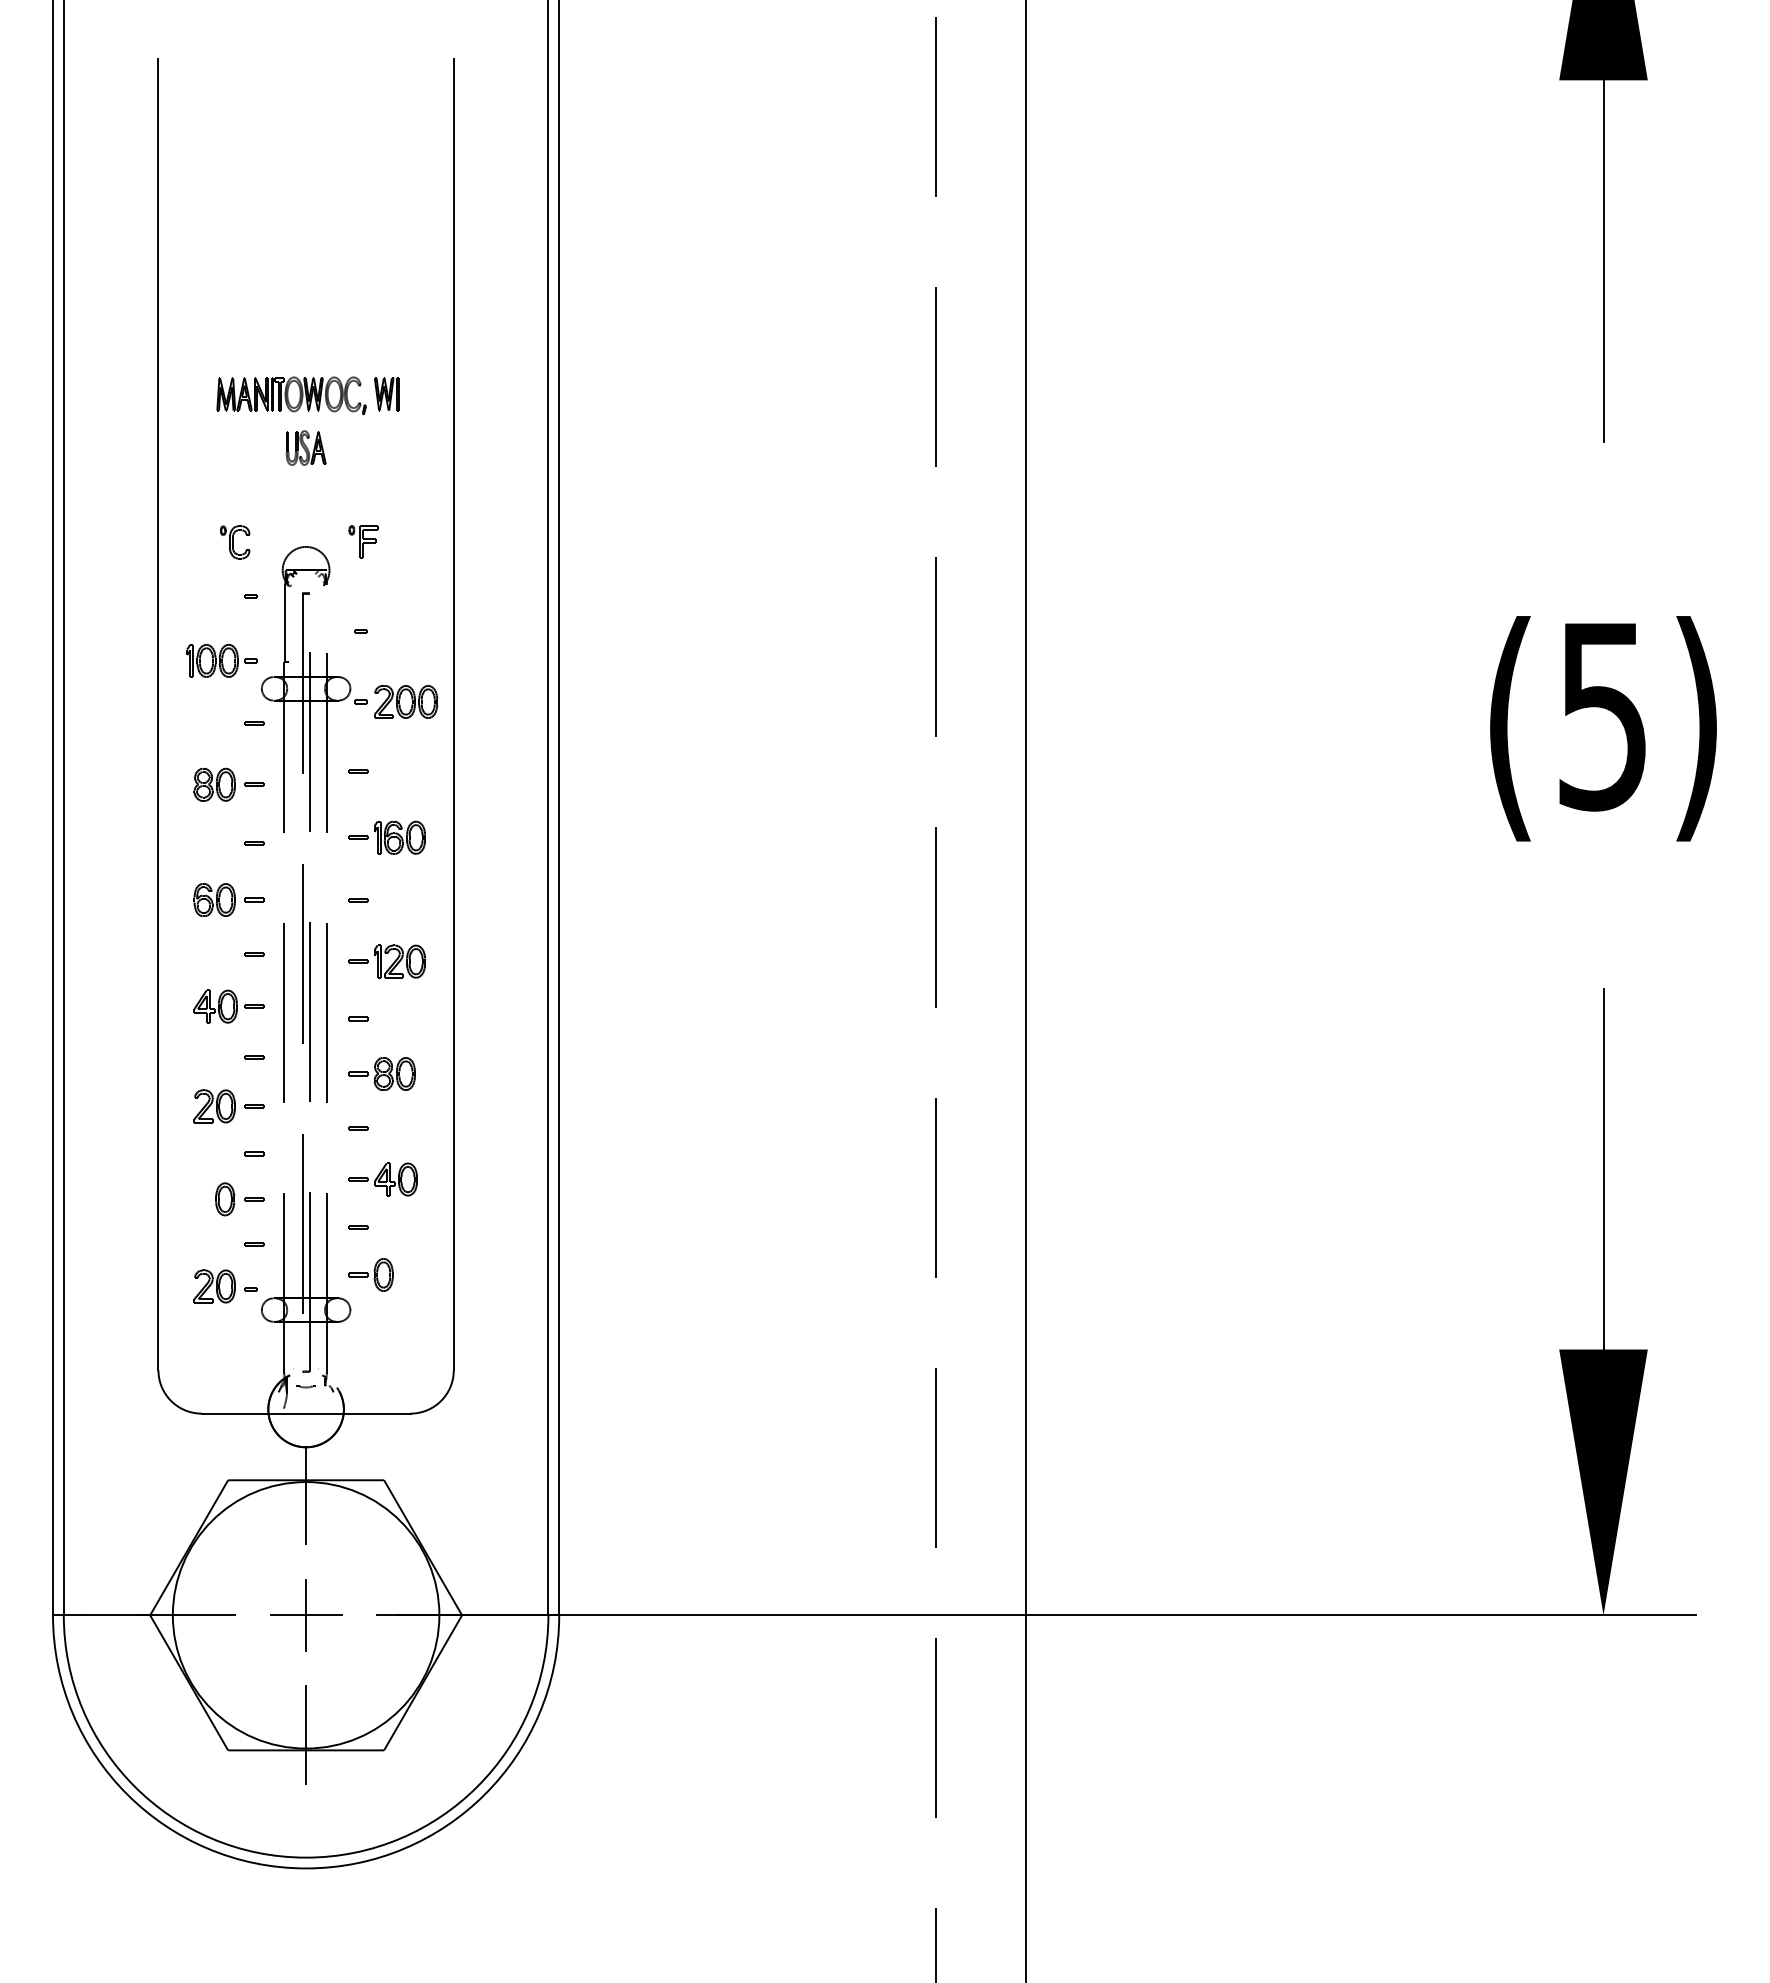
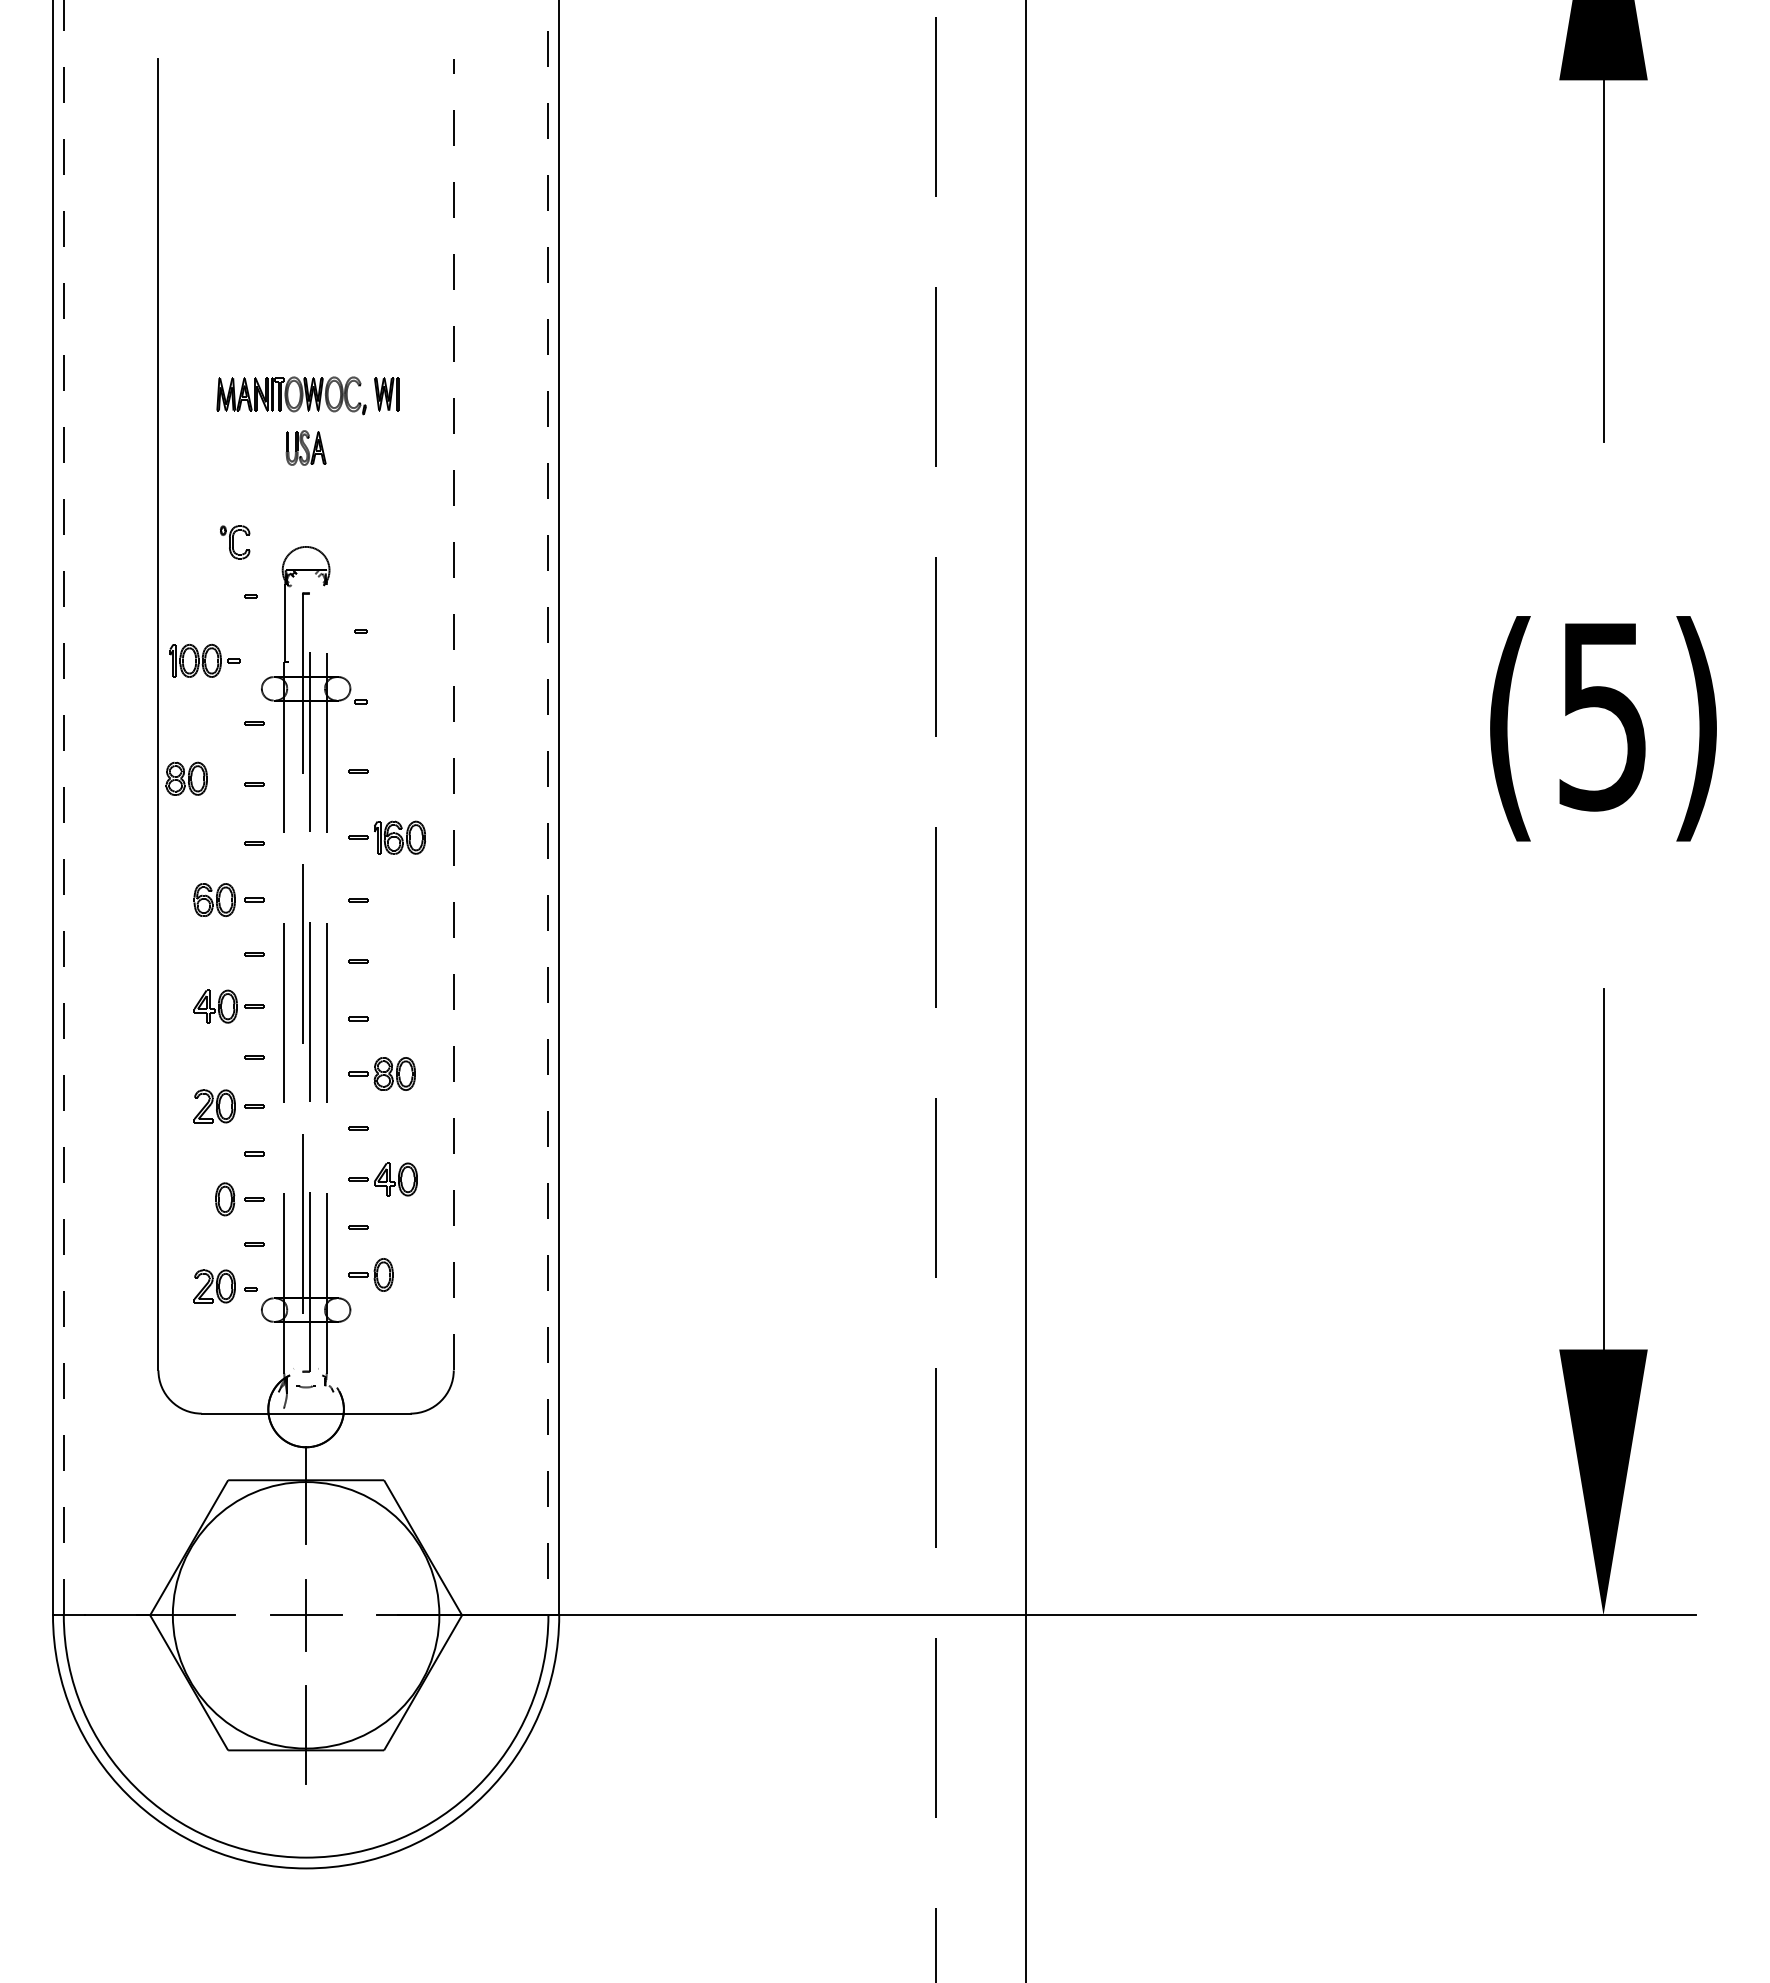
part: present -> none (363, 541)
part position: (221, 660) -> (204, 660) (204, 660)
part: present -> none (406, 701)
line: solid -> dashed (453, 714)
part position: (214, 784) -> (186, 778) (186, 778)
line: solid -> dashed (63, 807)
line: solid -> dashed (548, 808)
part: present -> none (399, 961)
